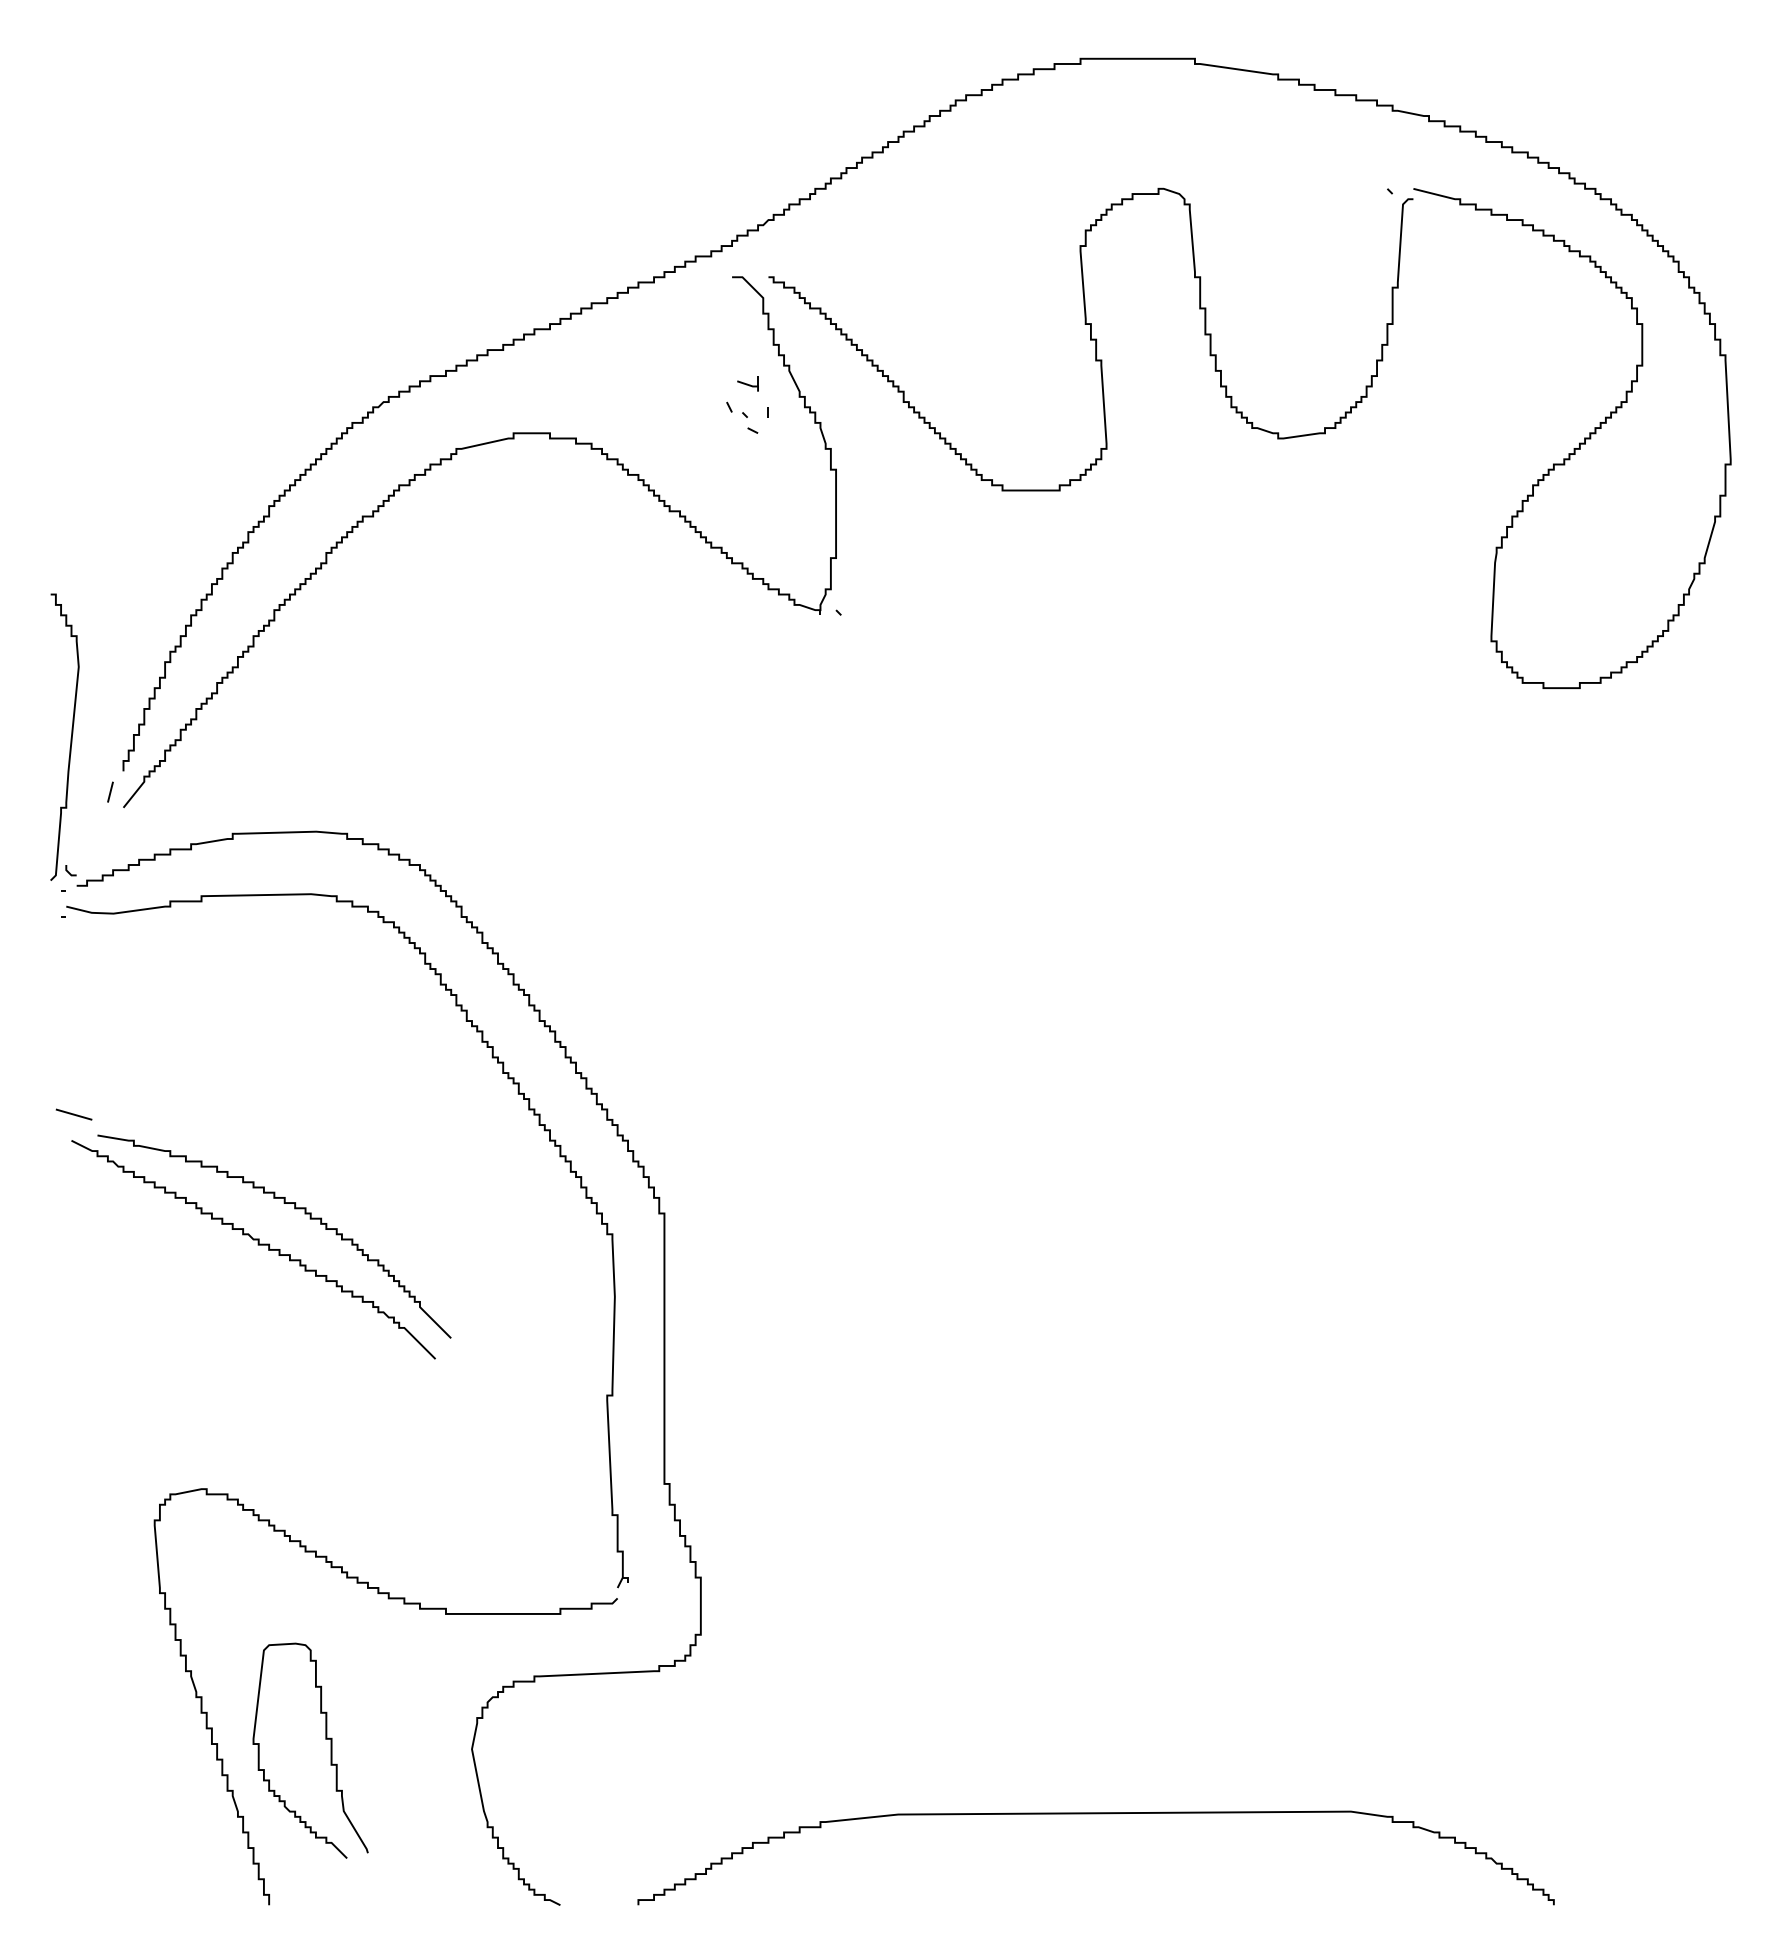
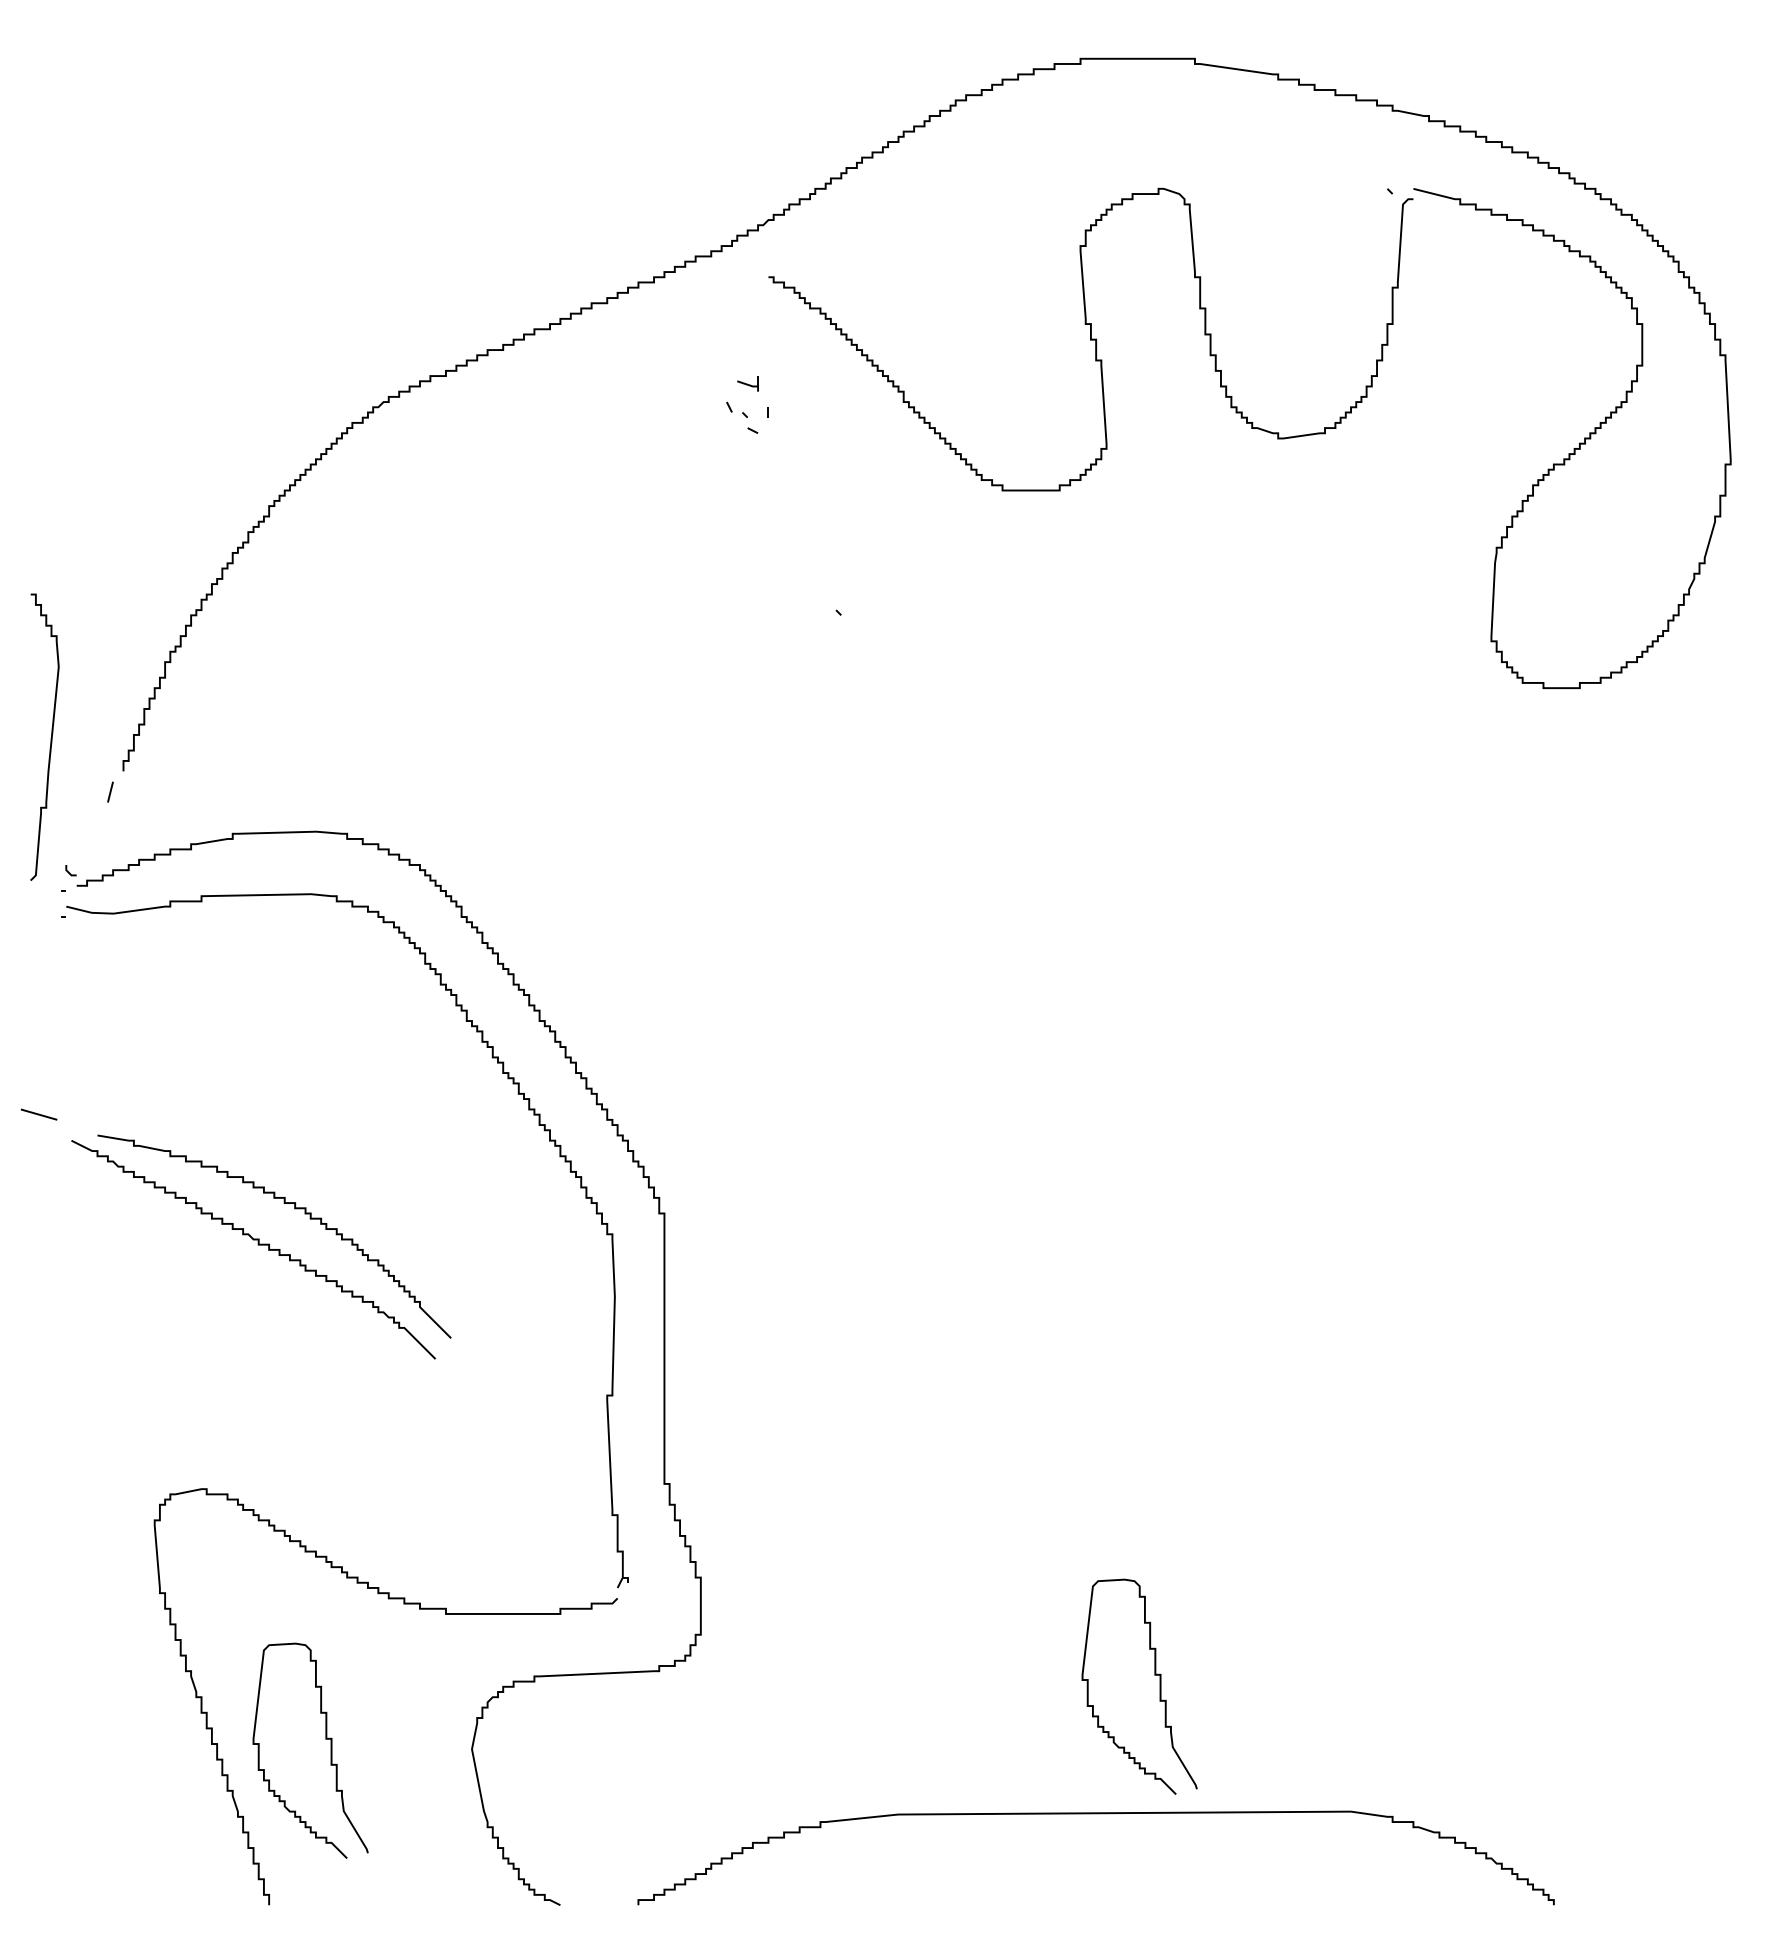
part: present -> none (426, 475)
curve position: (70, 737) -> (50, 737) (50, 737)
line position: (73, 1114) -> (38, 1114) (38, 1114)
curve: none -> present (1154, 1675)
